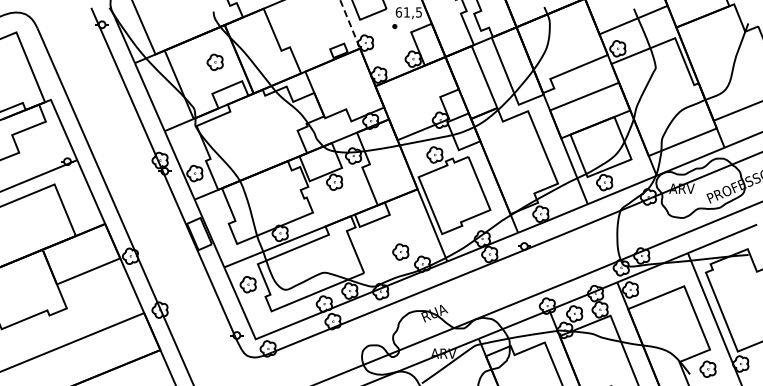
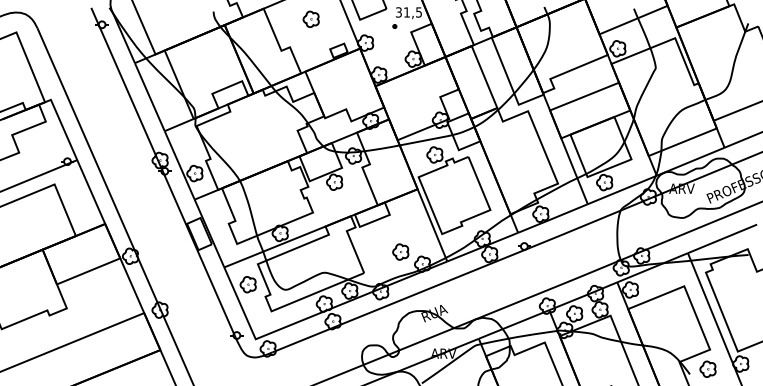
text: 61,5 -> 31,5 (398, 12)
line: dashed -> solid (350, 24)
part position: (214, 61) -> (310, 18) (310, 18)
